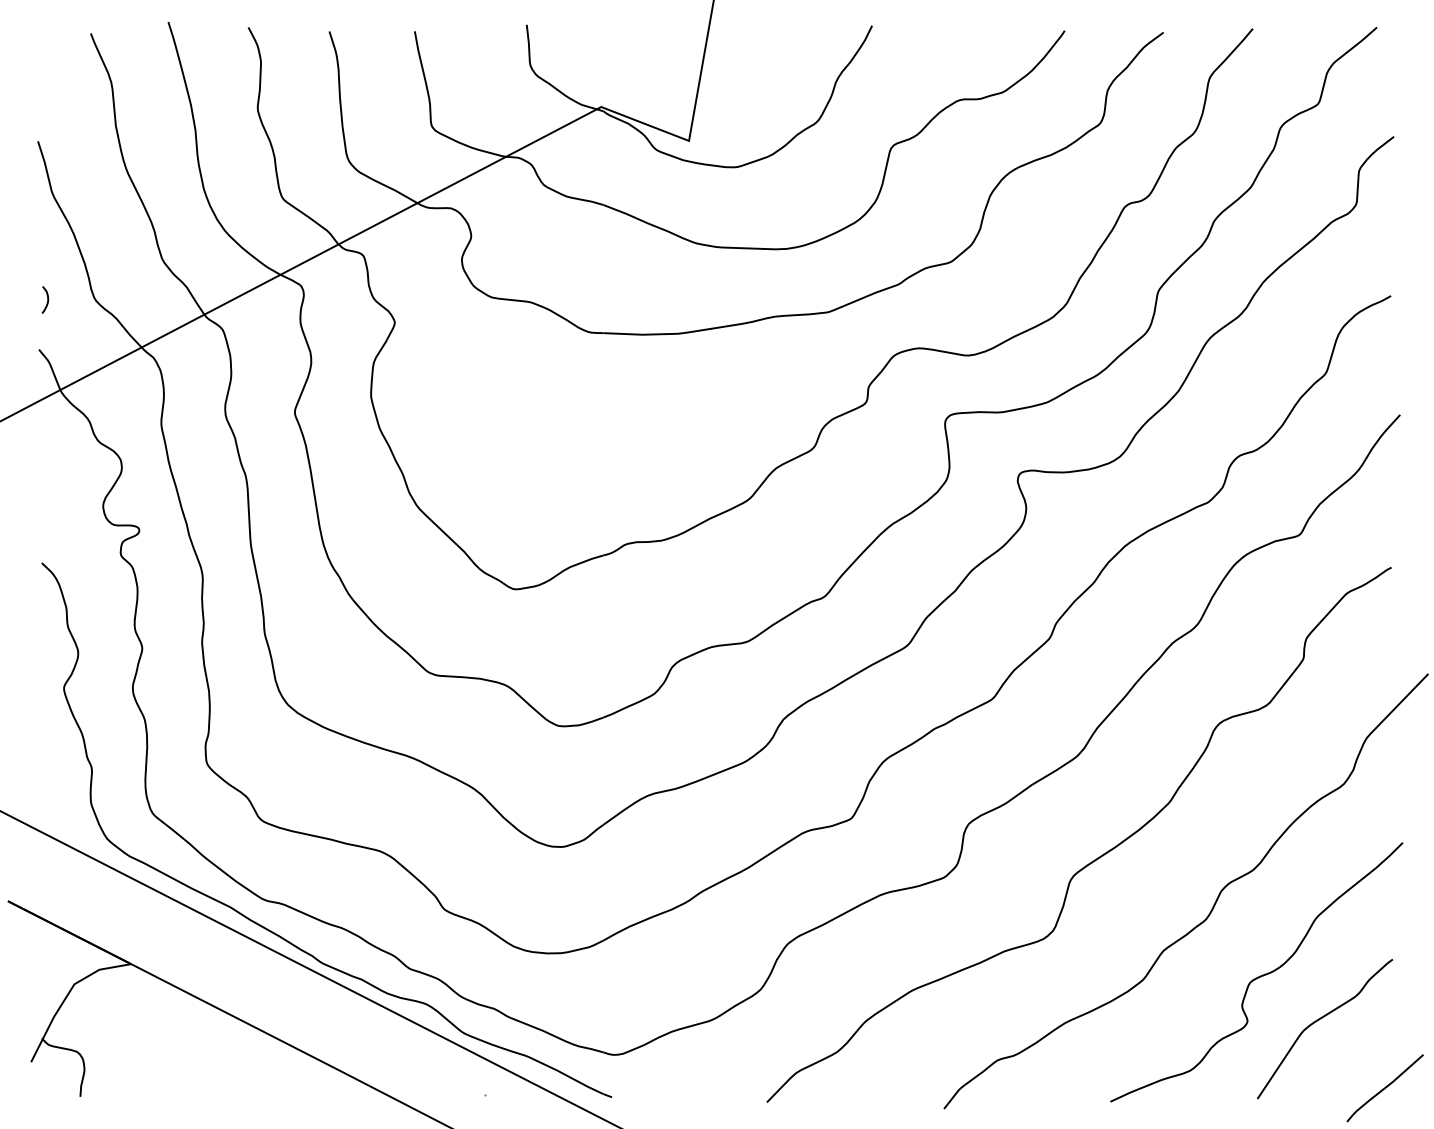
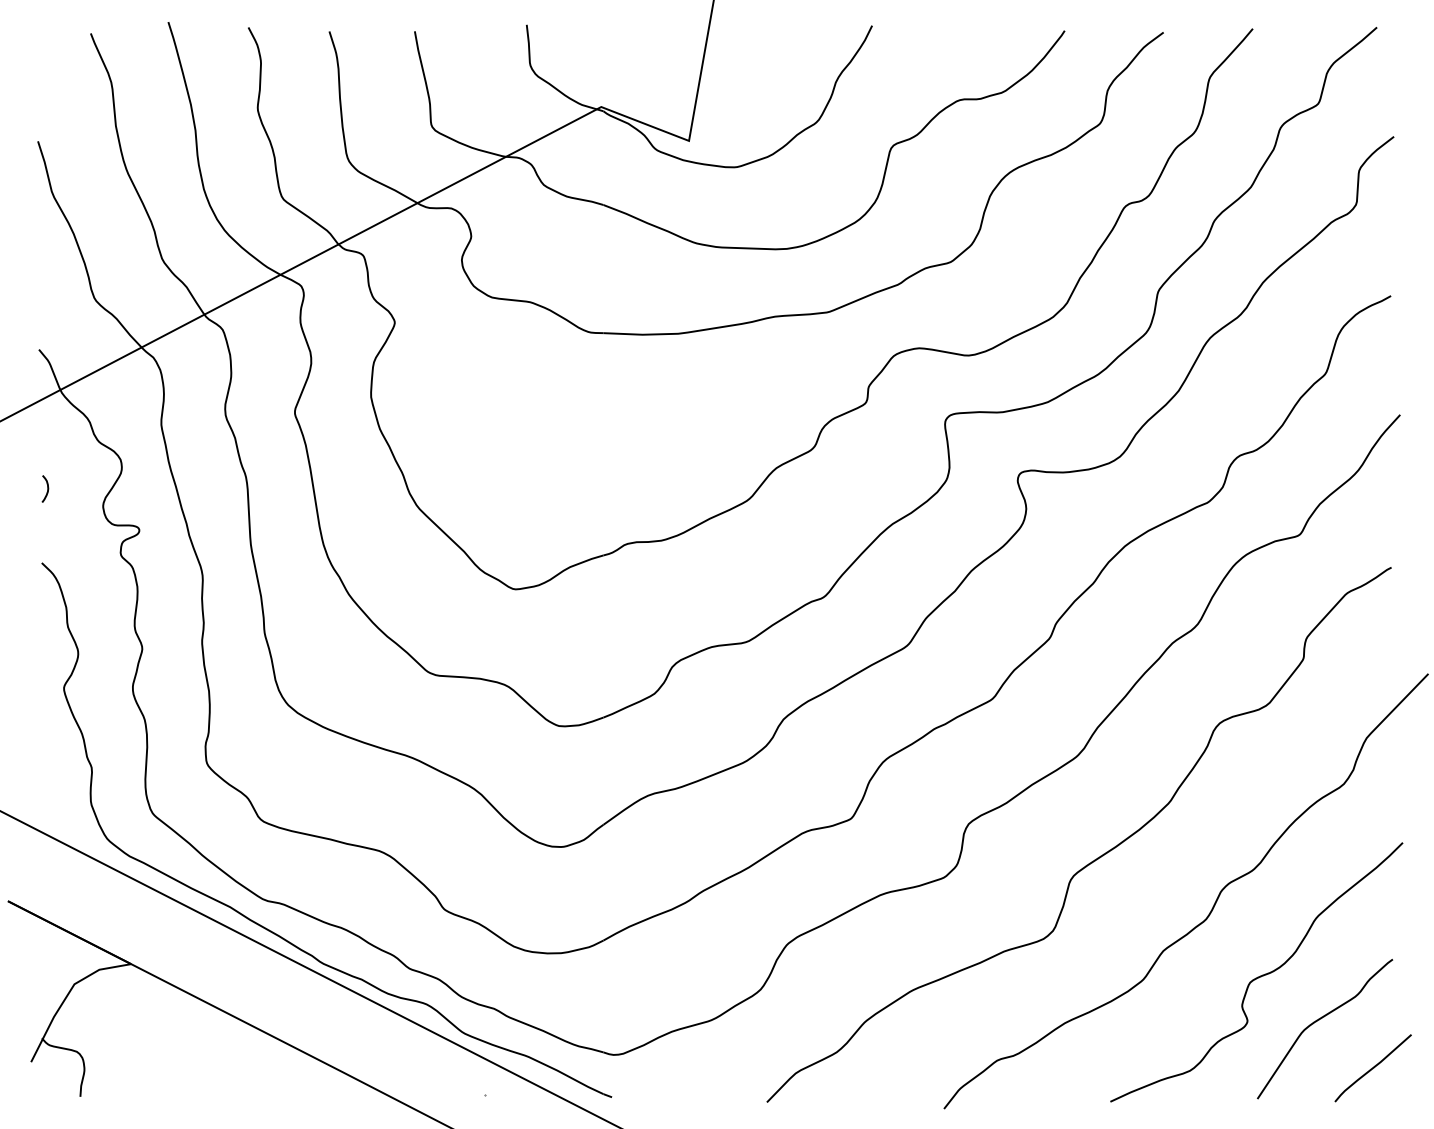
curve position: (47, 299) -> (47, 488) (47, 488)
curve position: (1384, 1088) -> (1372, 1068) (1372, 1068)
